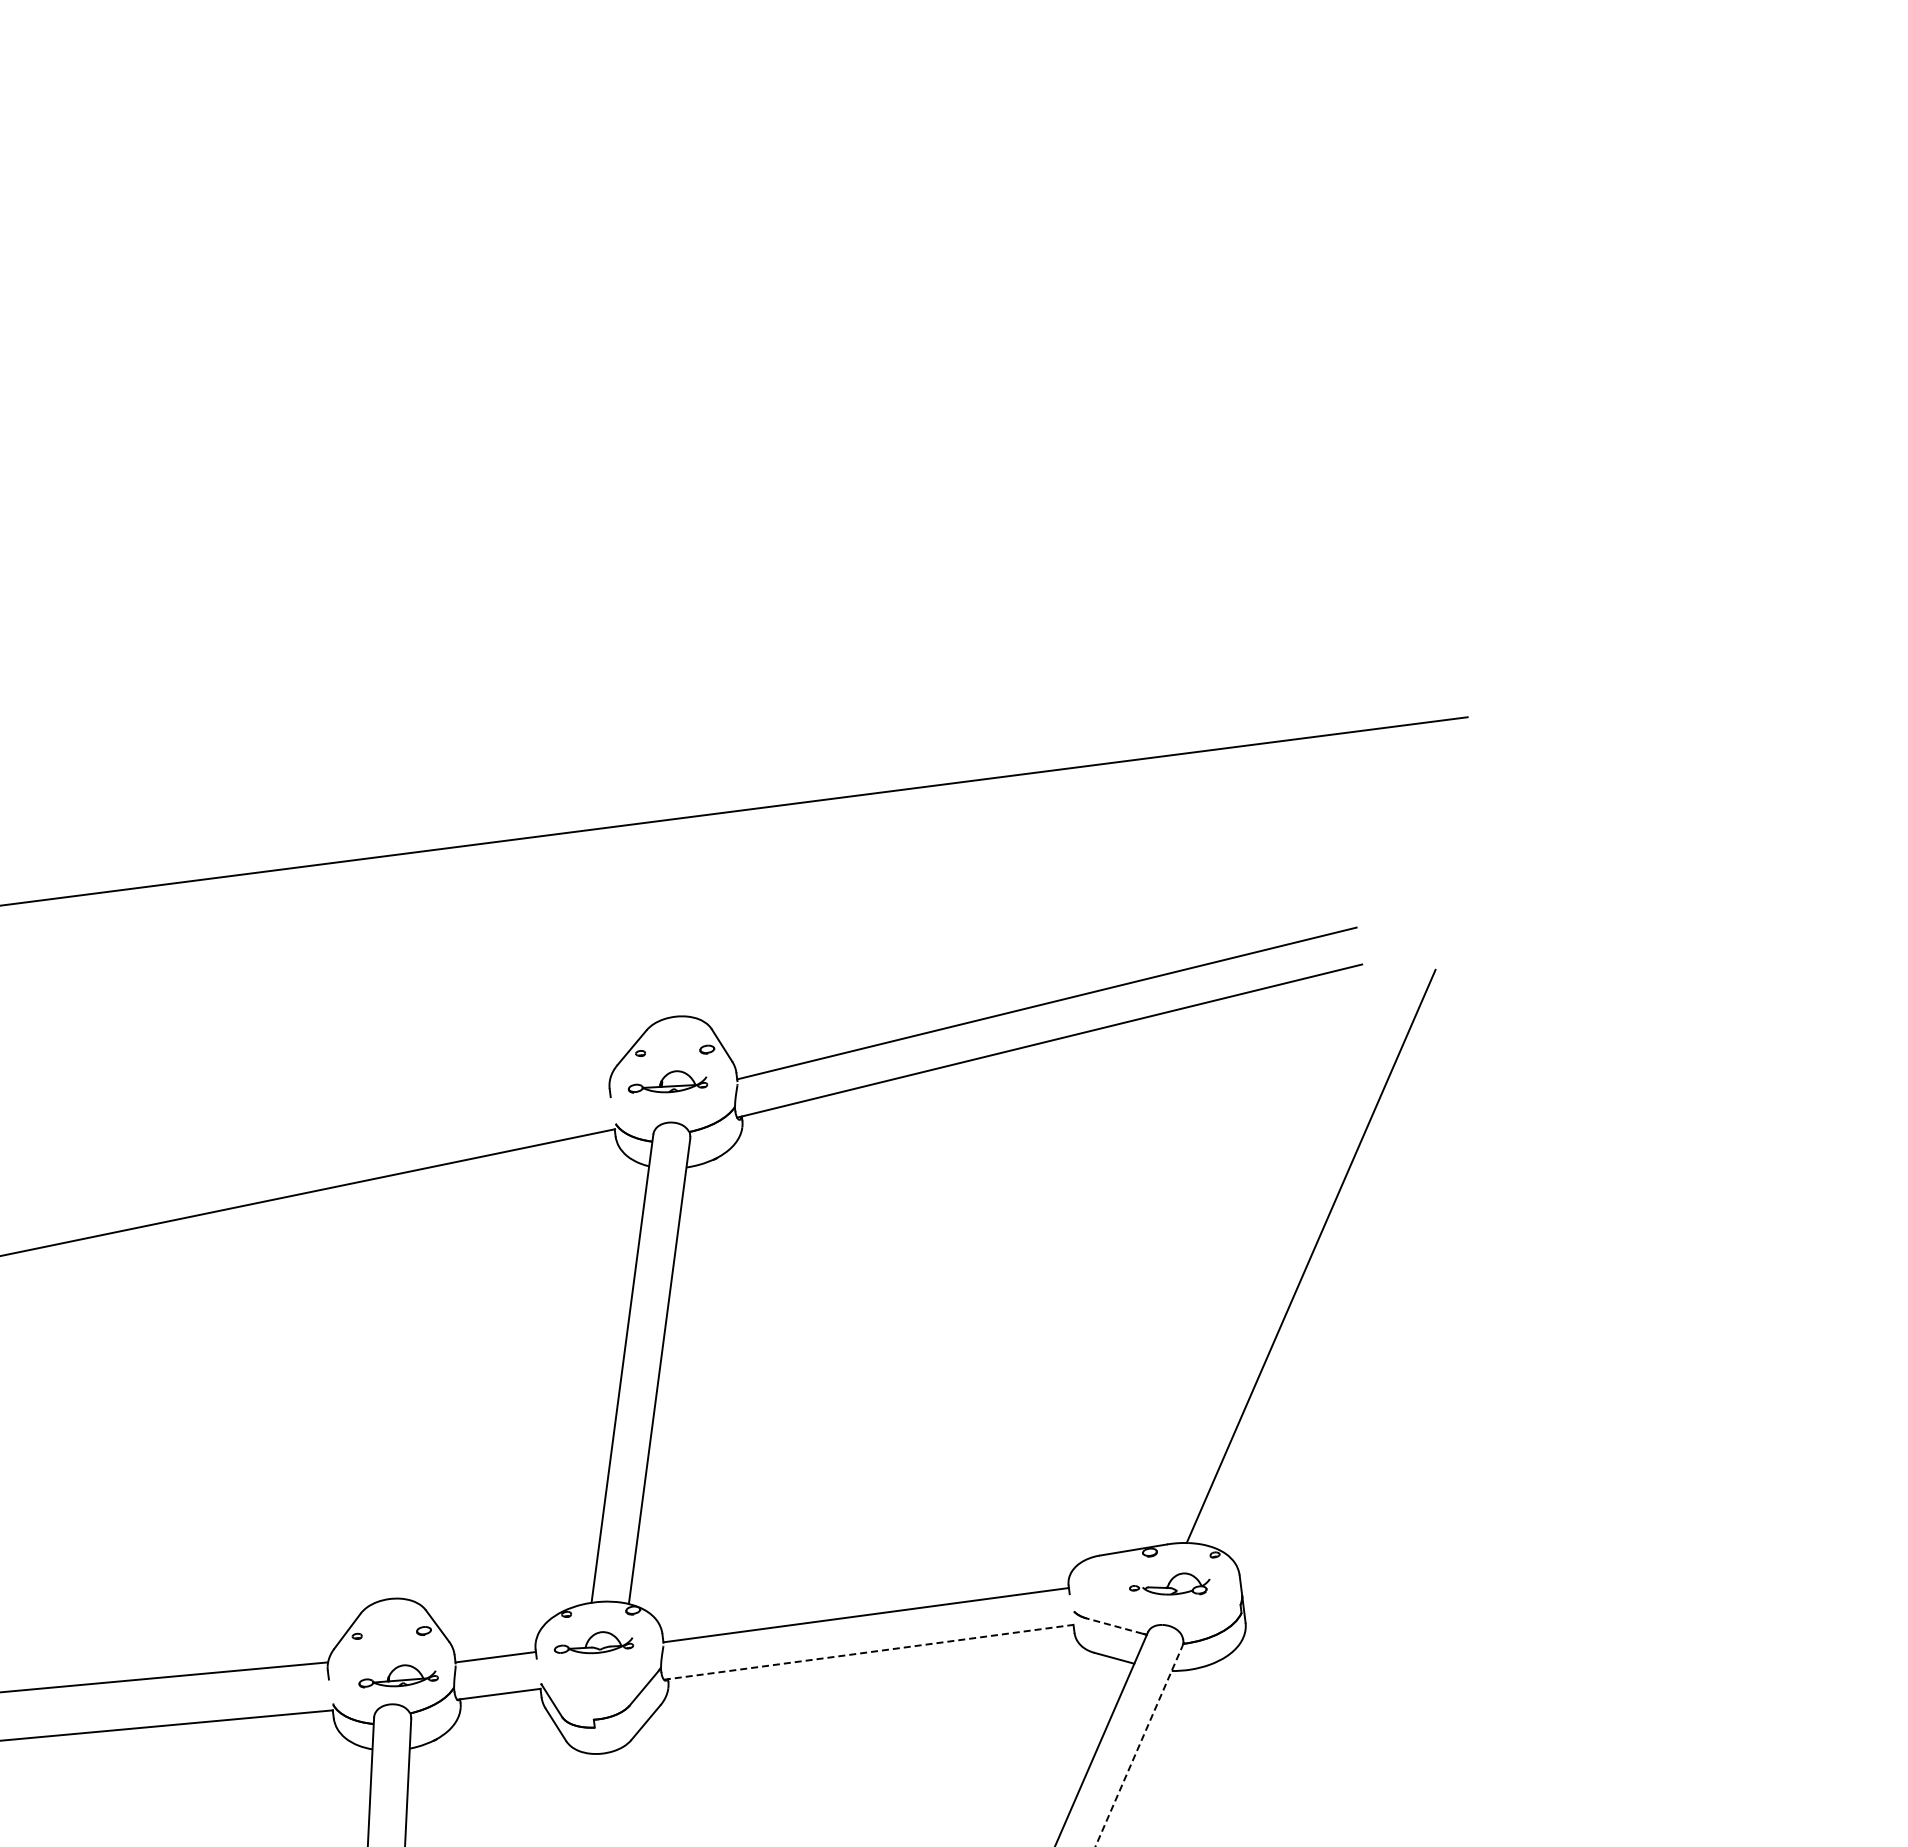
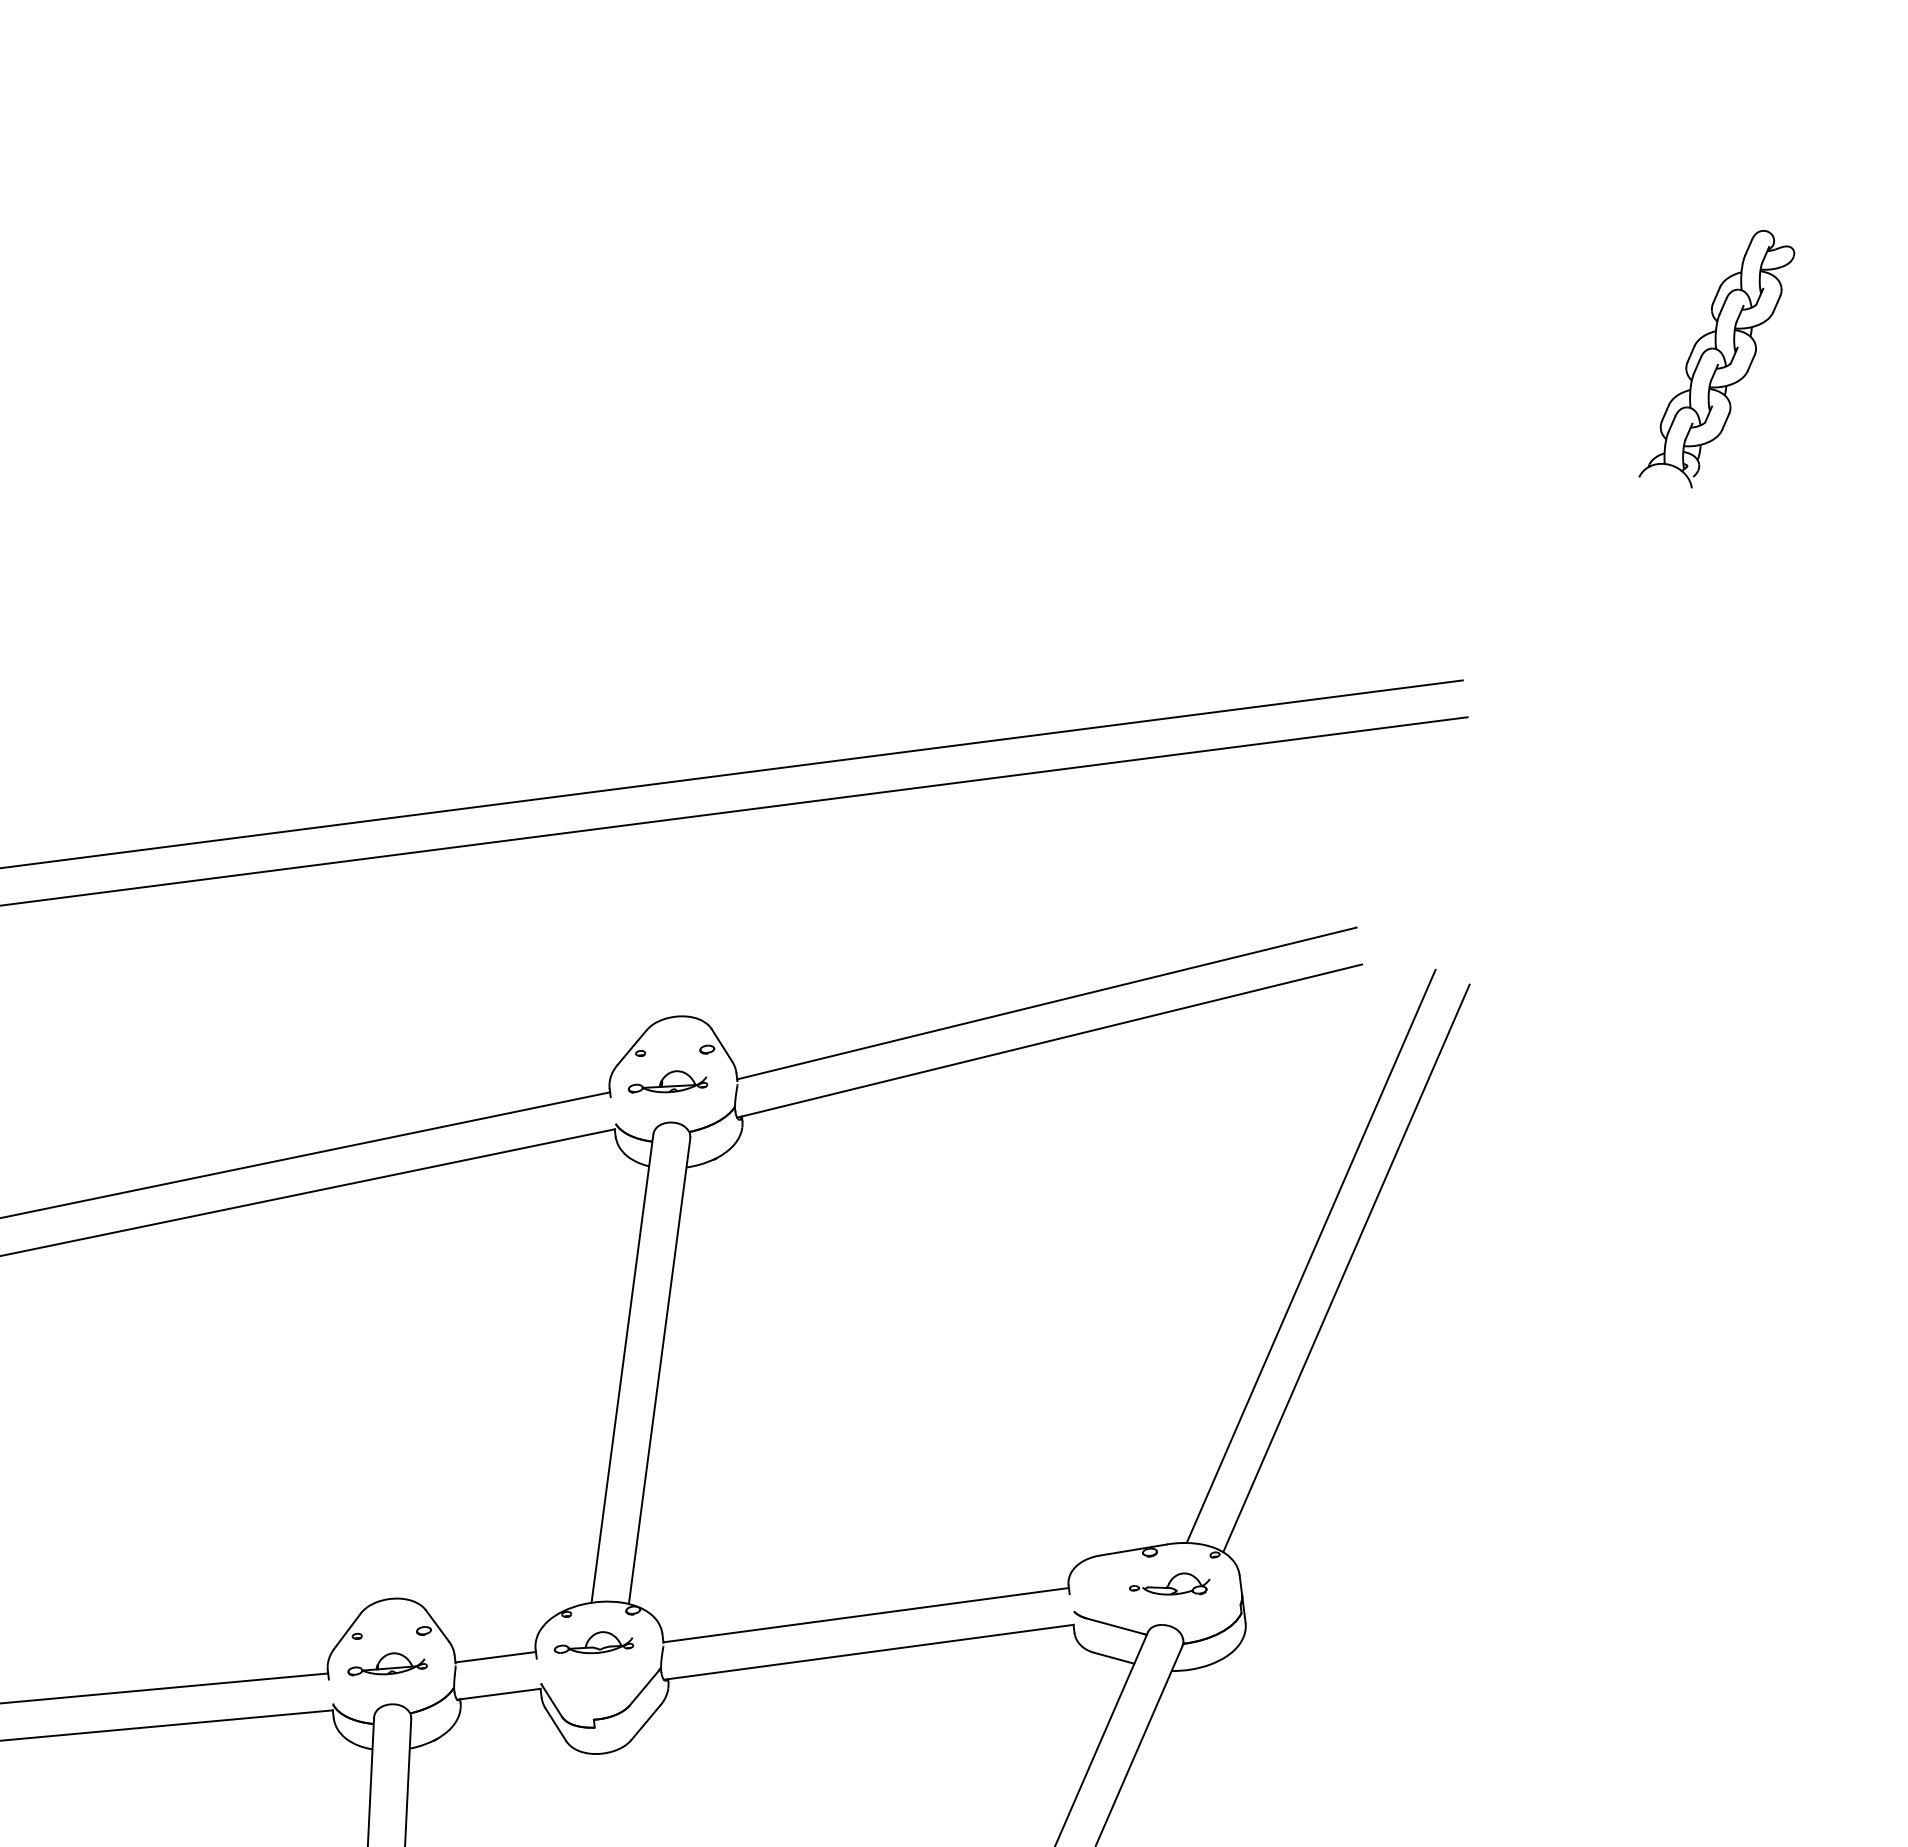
part: none -> present (1716, 359)
line: none -> present (732, 773)
line: none -> present (306, 1154)
line: none -> present (1346, 1268)
line: dashed -> solid (1114, 1626)
line: dashed -> solid (868, 1652)
part position: (398, 1676) -> (387, 1664) (387, 1664)
line position: (164, 1677) -> (165, 1688) (165, 1688)
line: dashed -> solid (1138, 1746)
